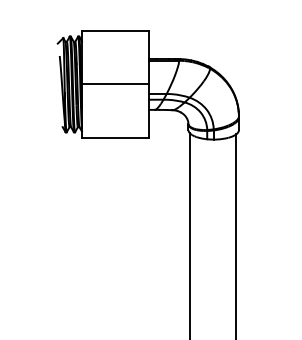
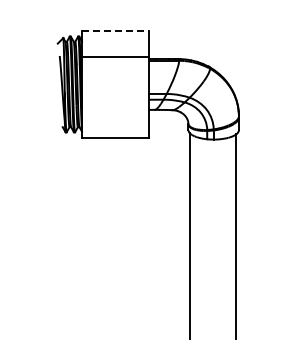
line: solid -> dashed (115, 31)
line position: (115, 84) -> (115, 57) (115, 57)
